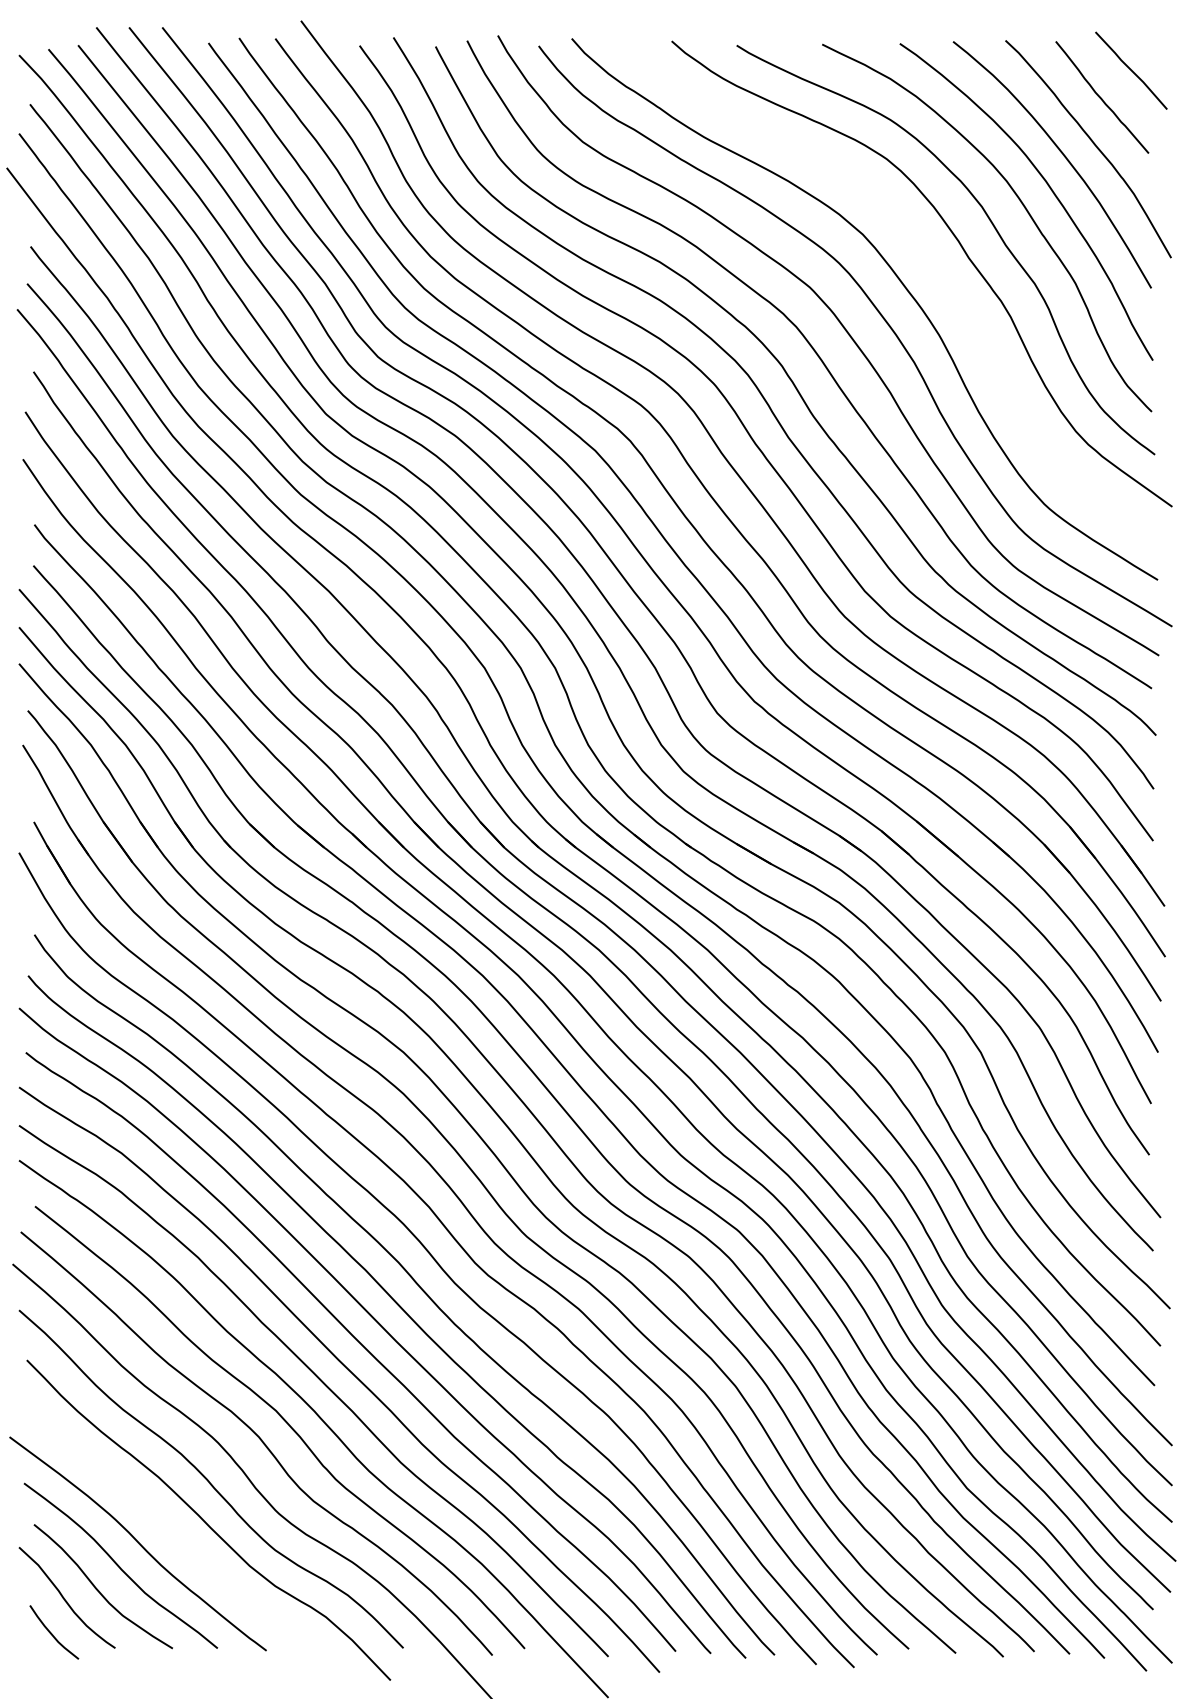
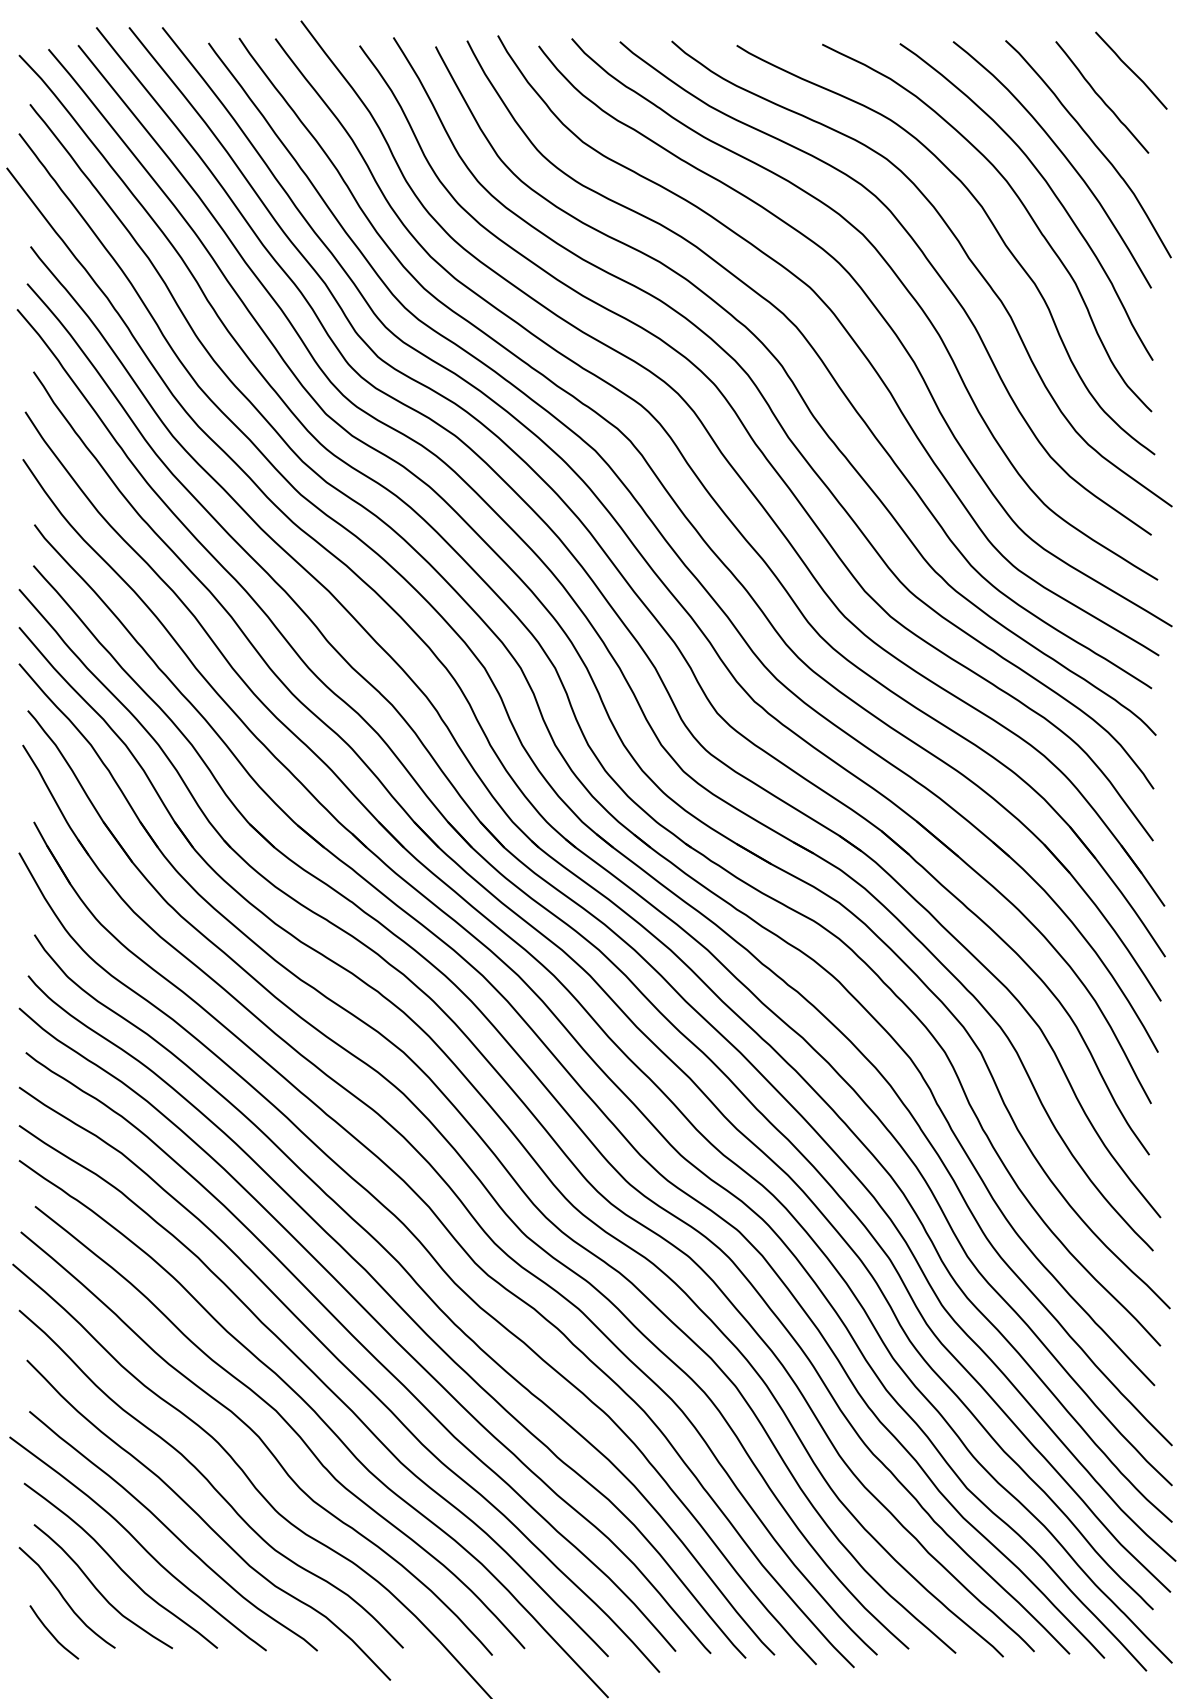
curve: none -> present (924, 257)
curve: none -> present (172, 1531)
